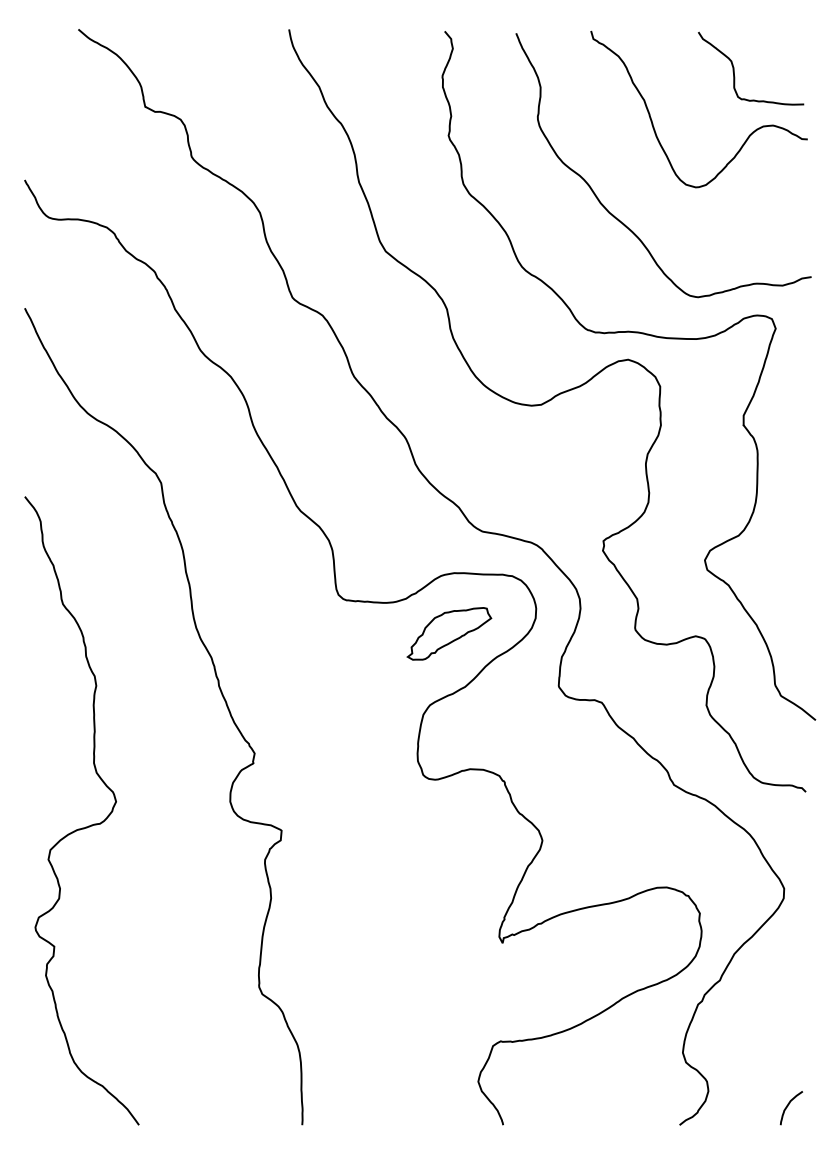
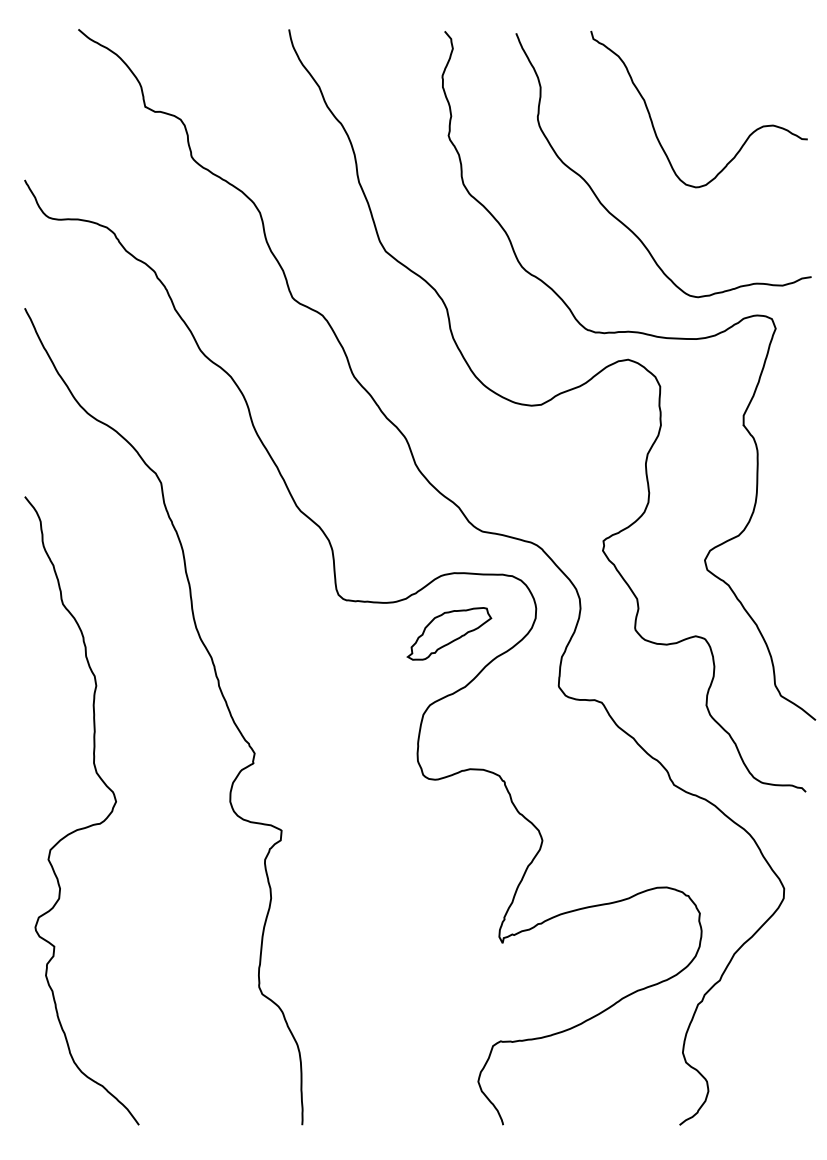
curve: present -> none (734, 68)
curve: present -> none (788, 1106)
